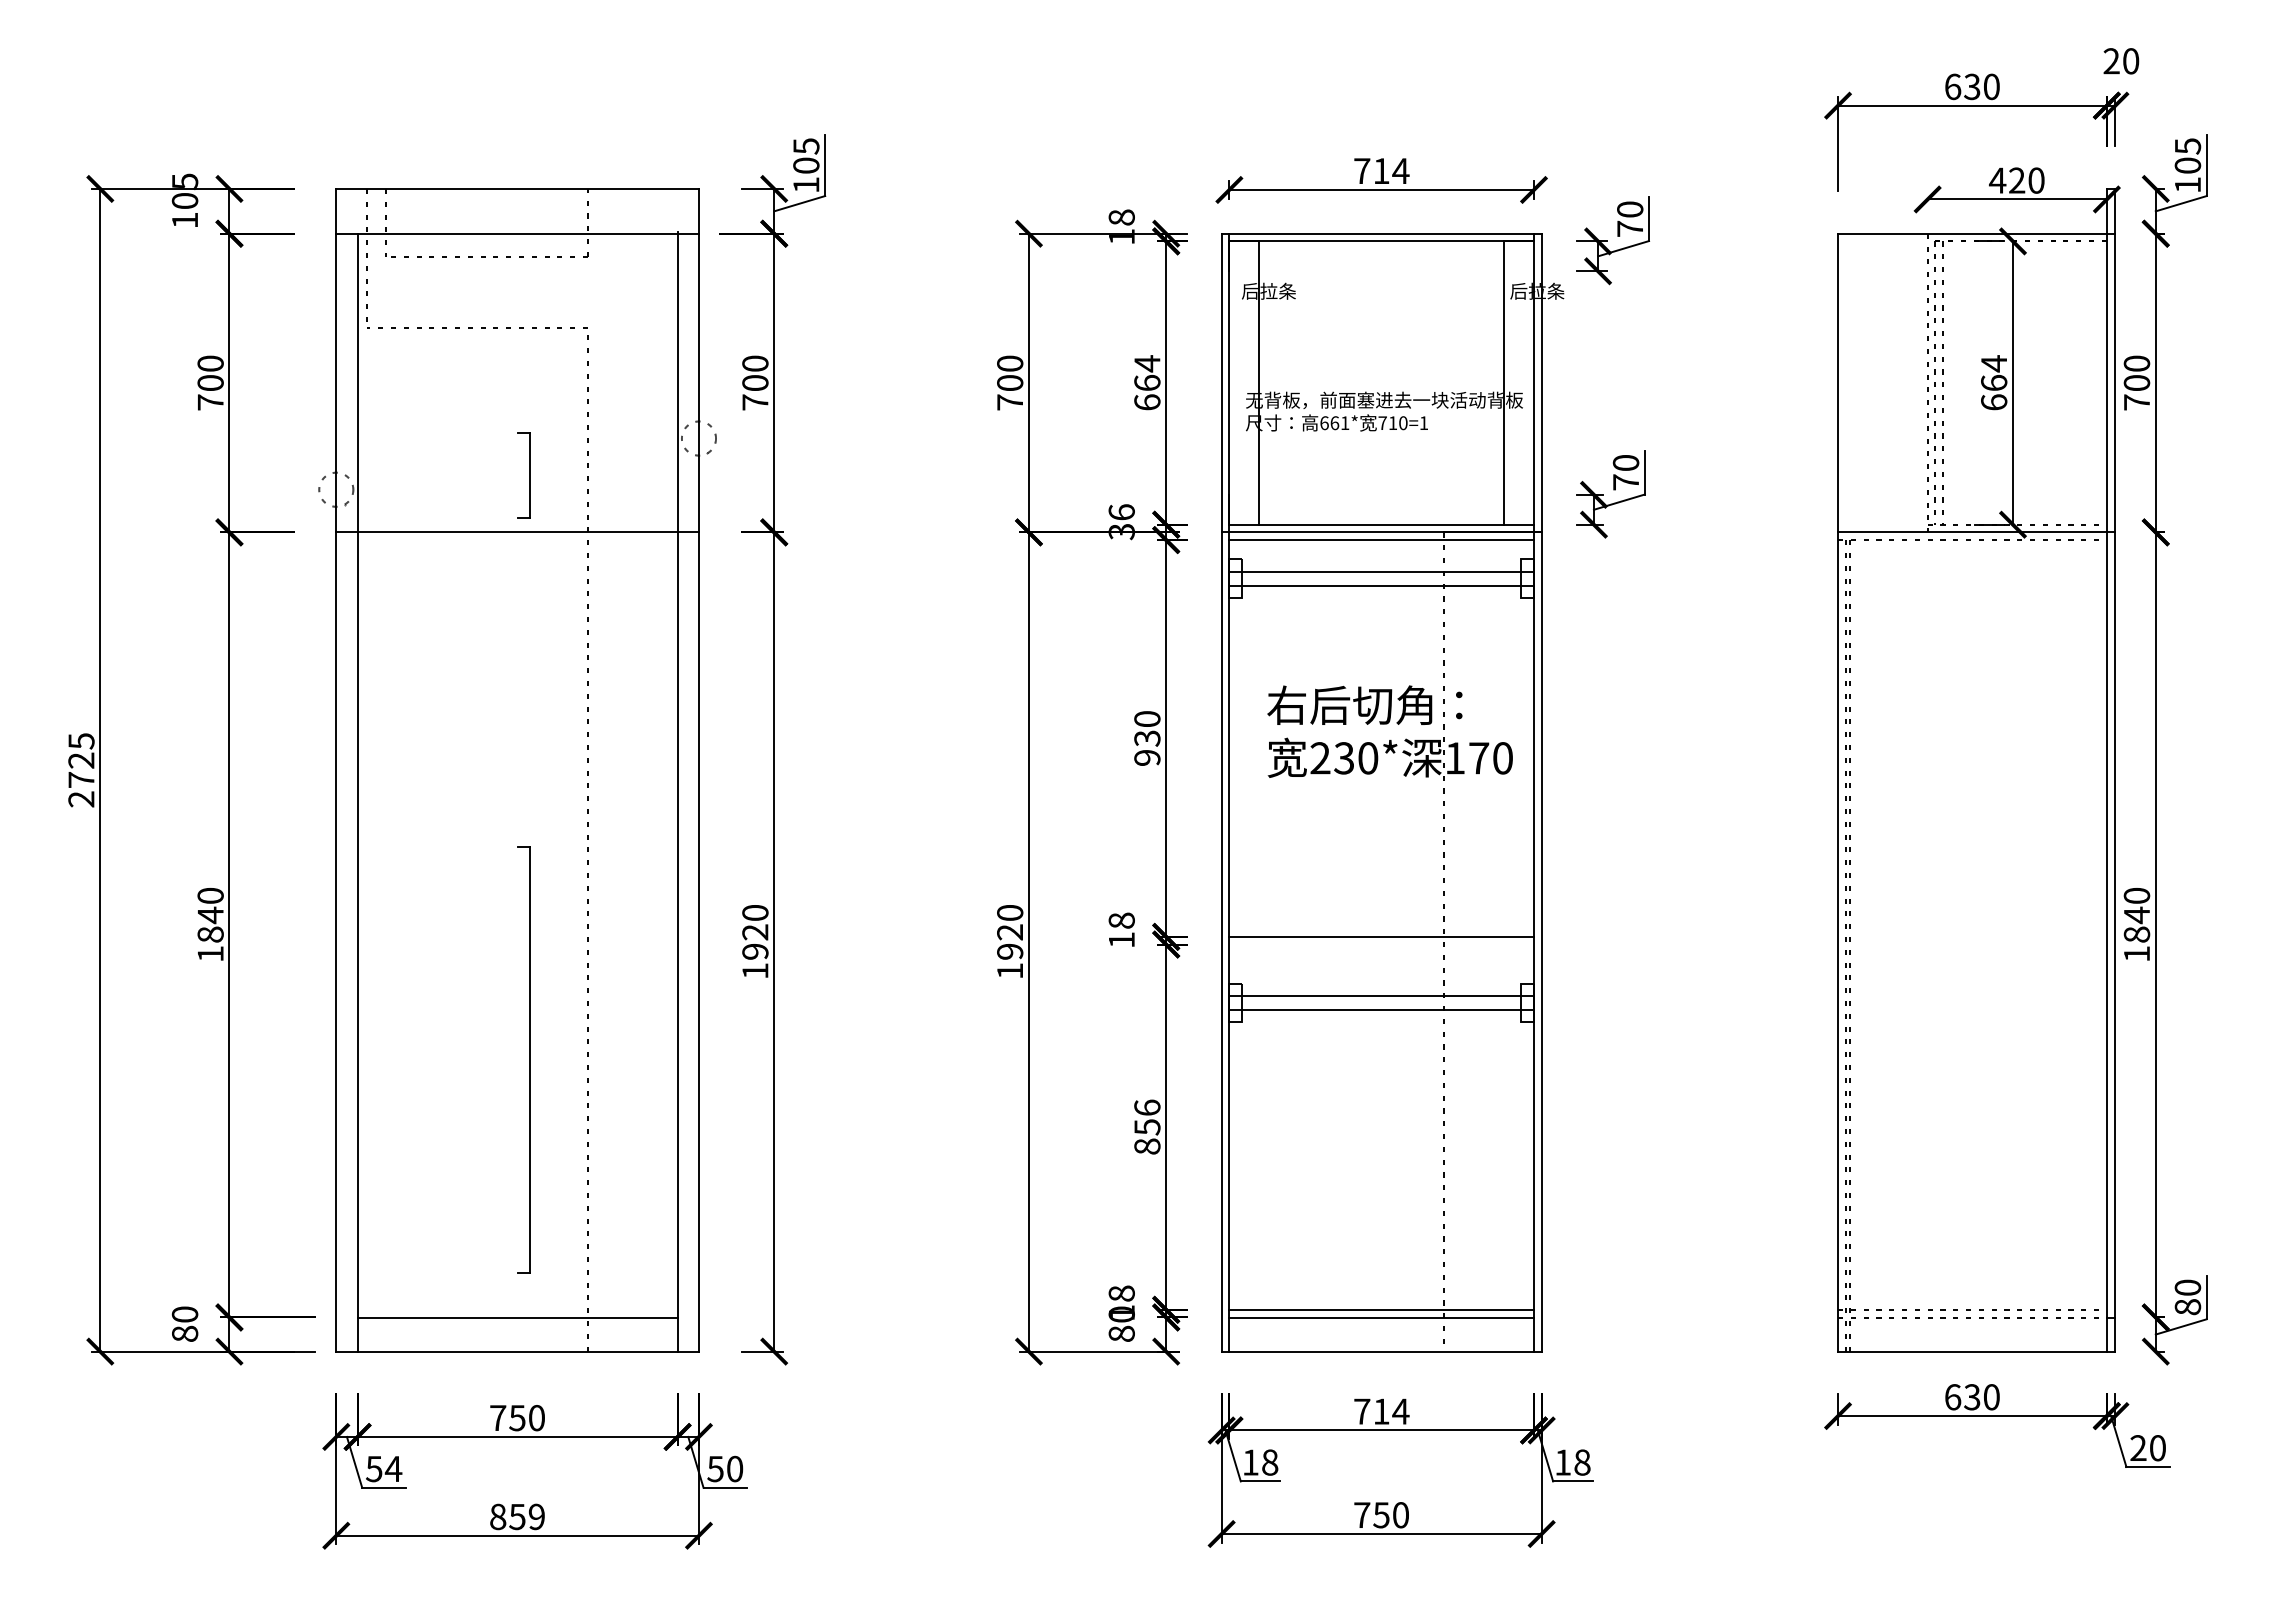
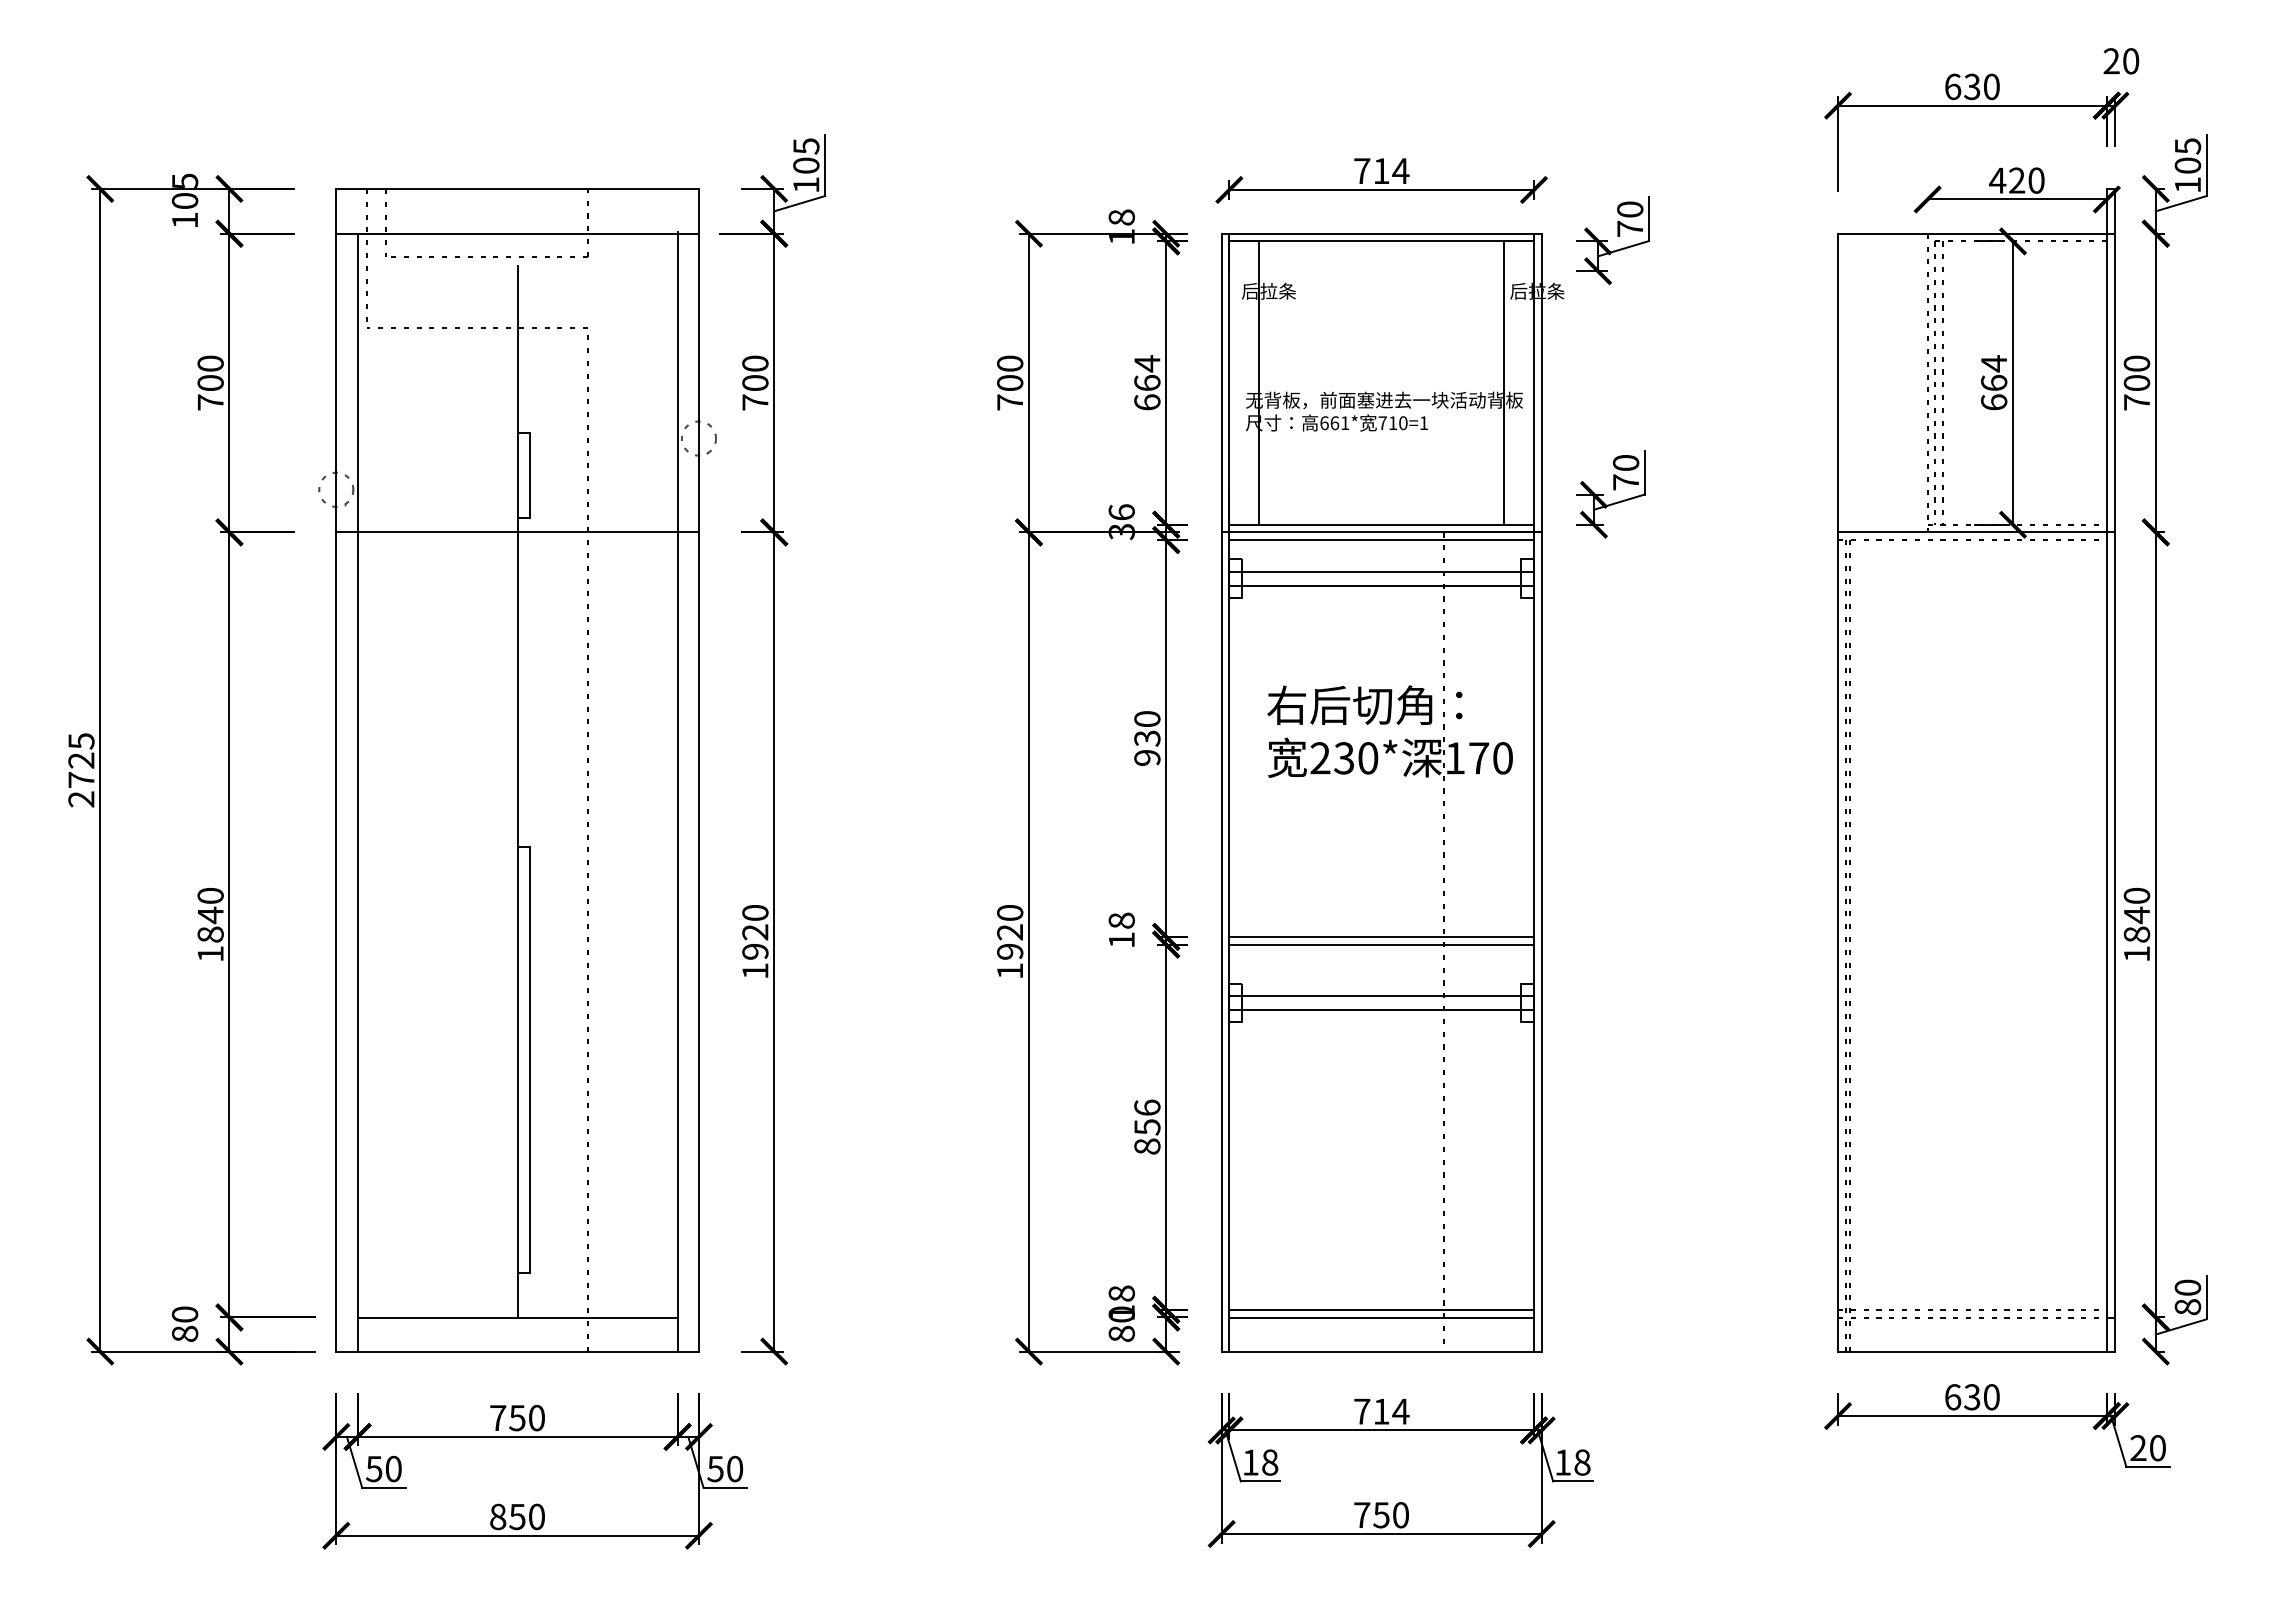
line: none -> present (517, 791)
line: none -> present (1381, 944)
text: 54 -> 50 (393, 1468)
text: 859 -> 850 (536, 1516)
